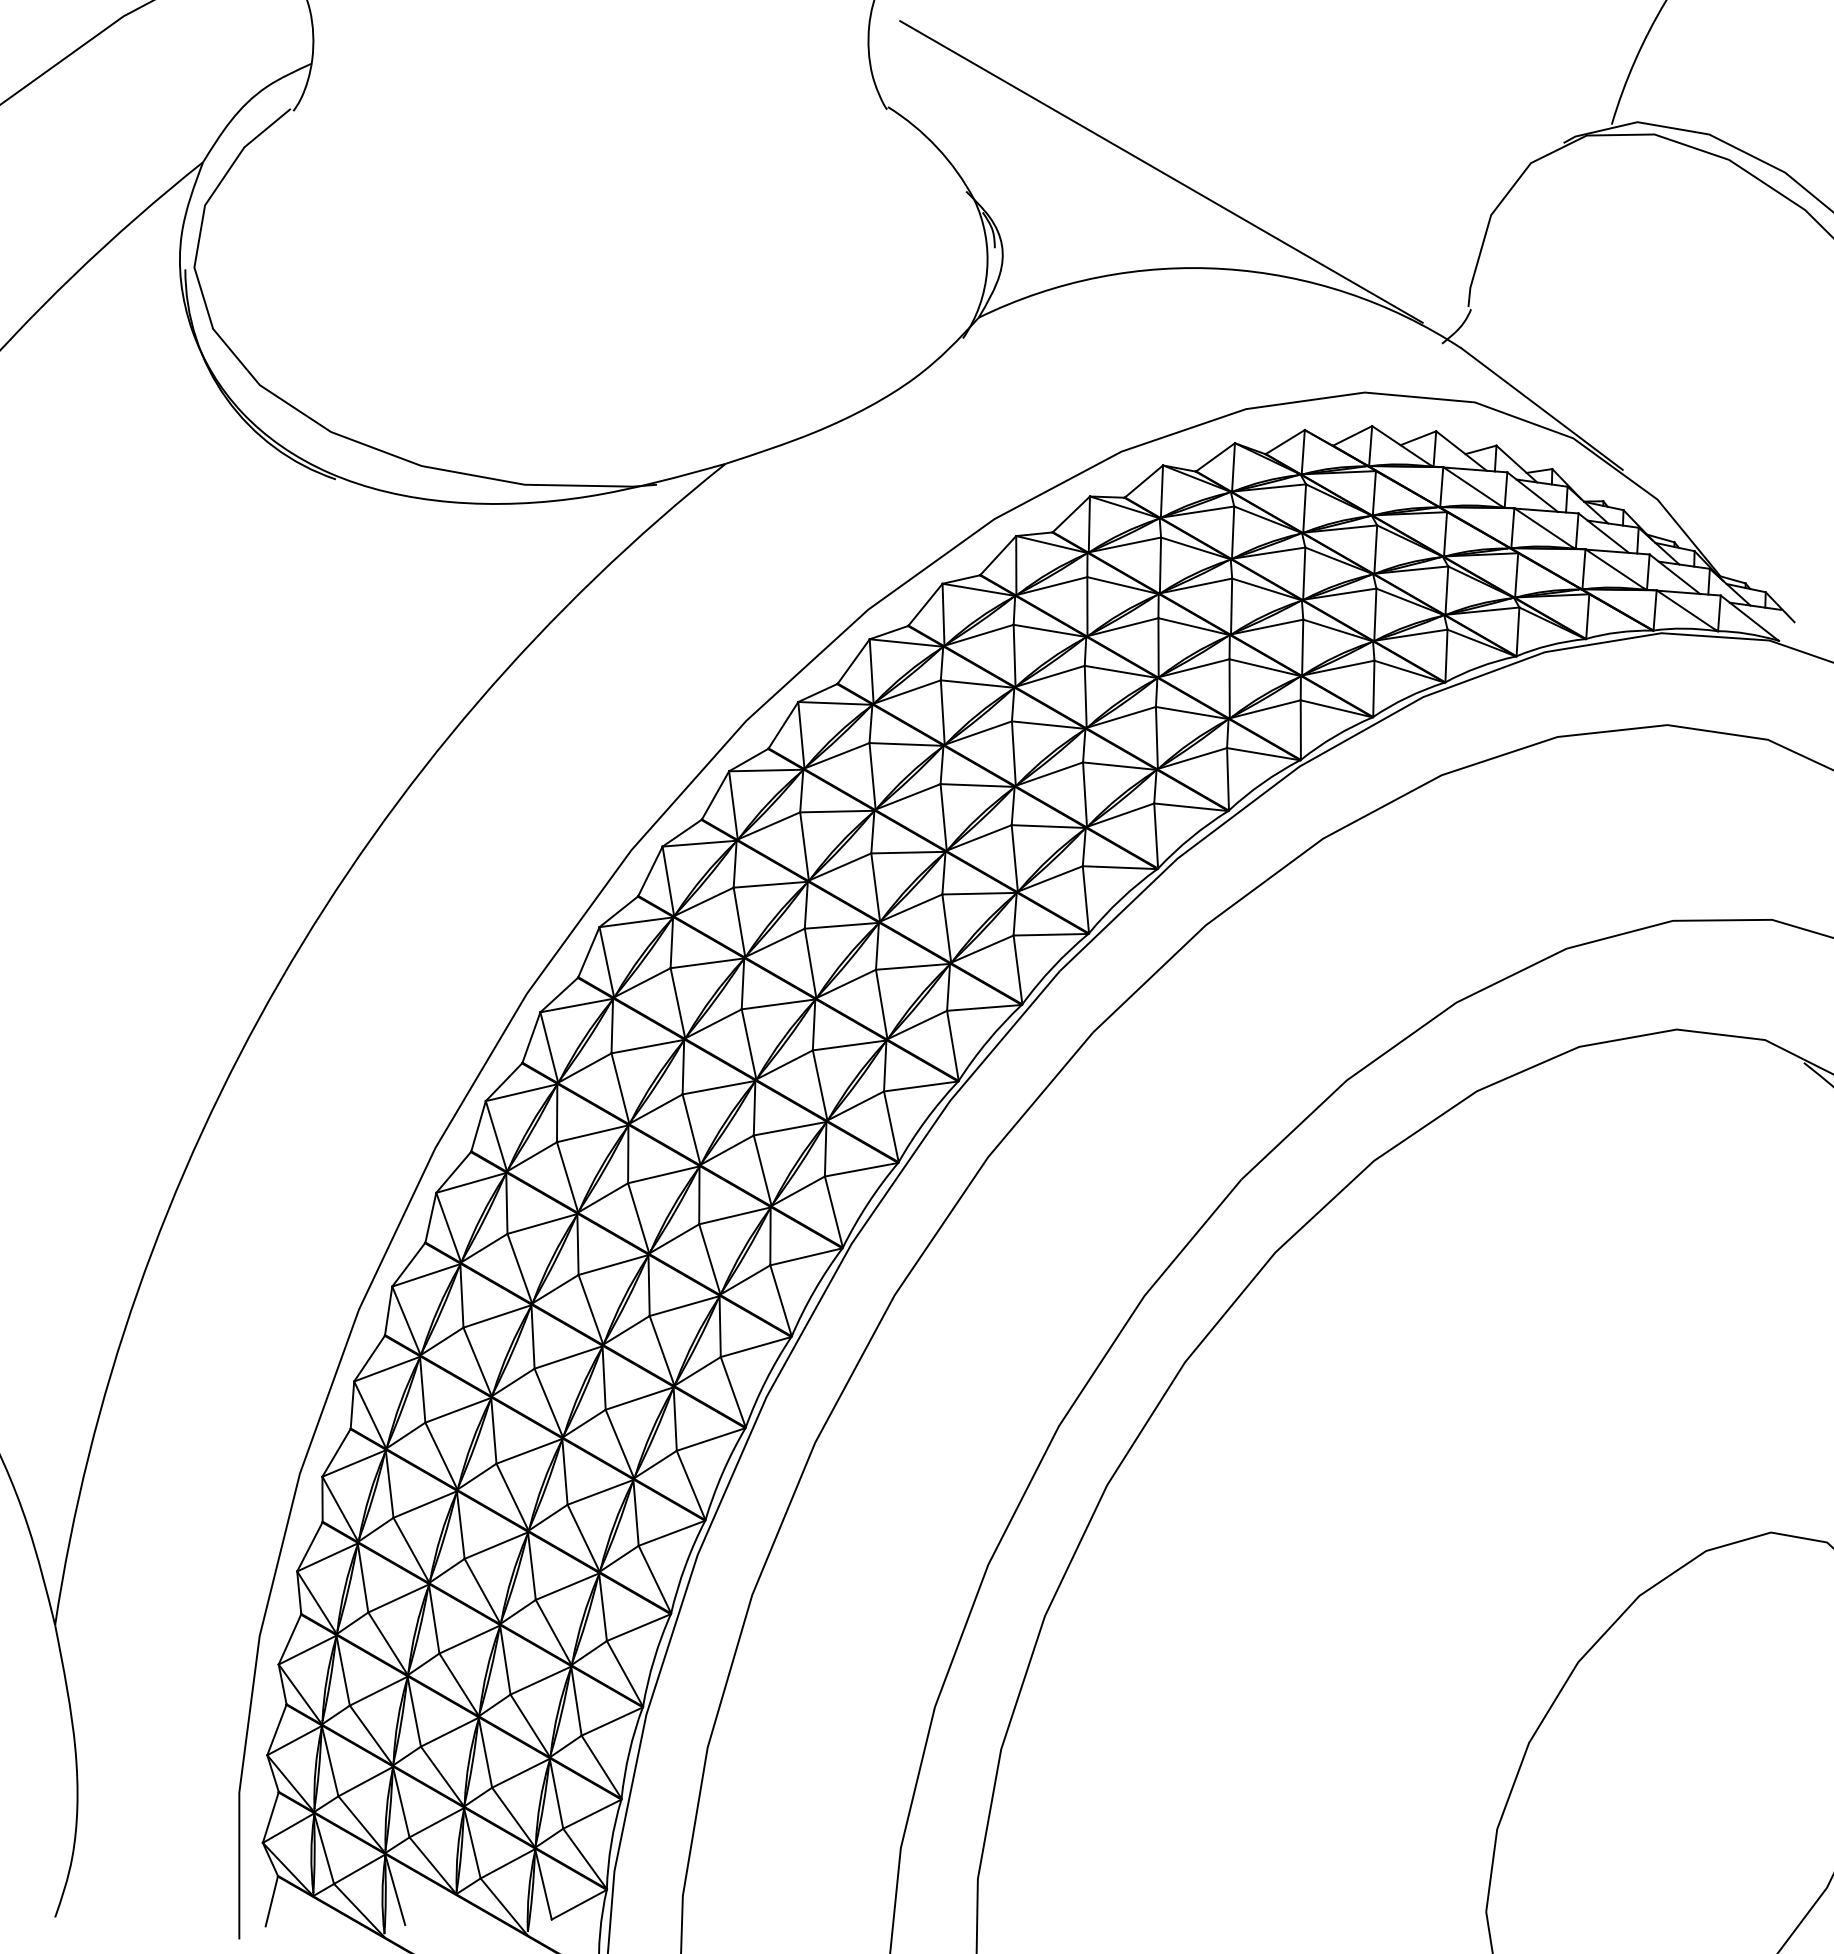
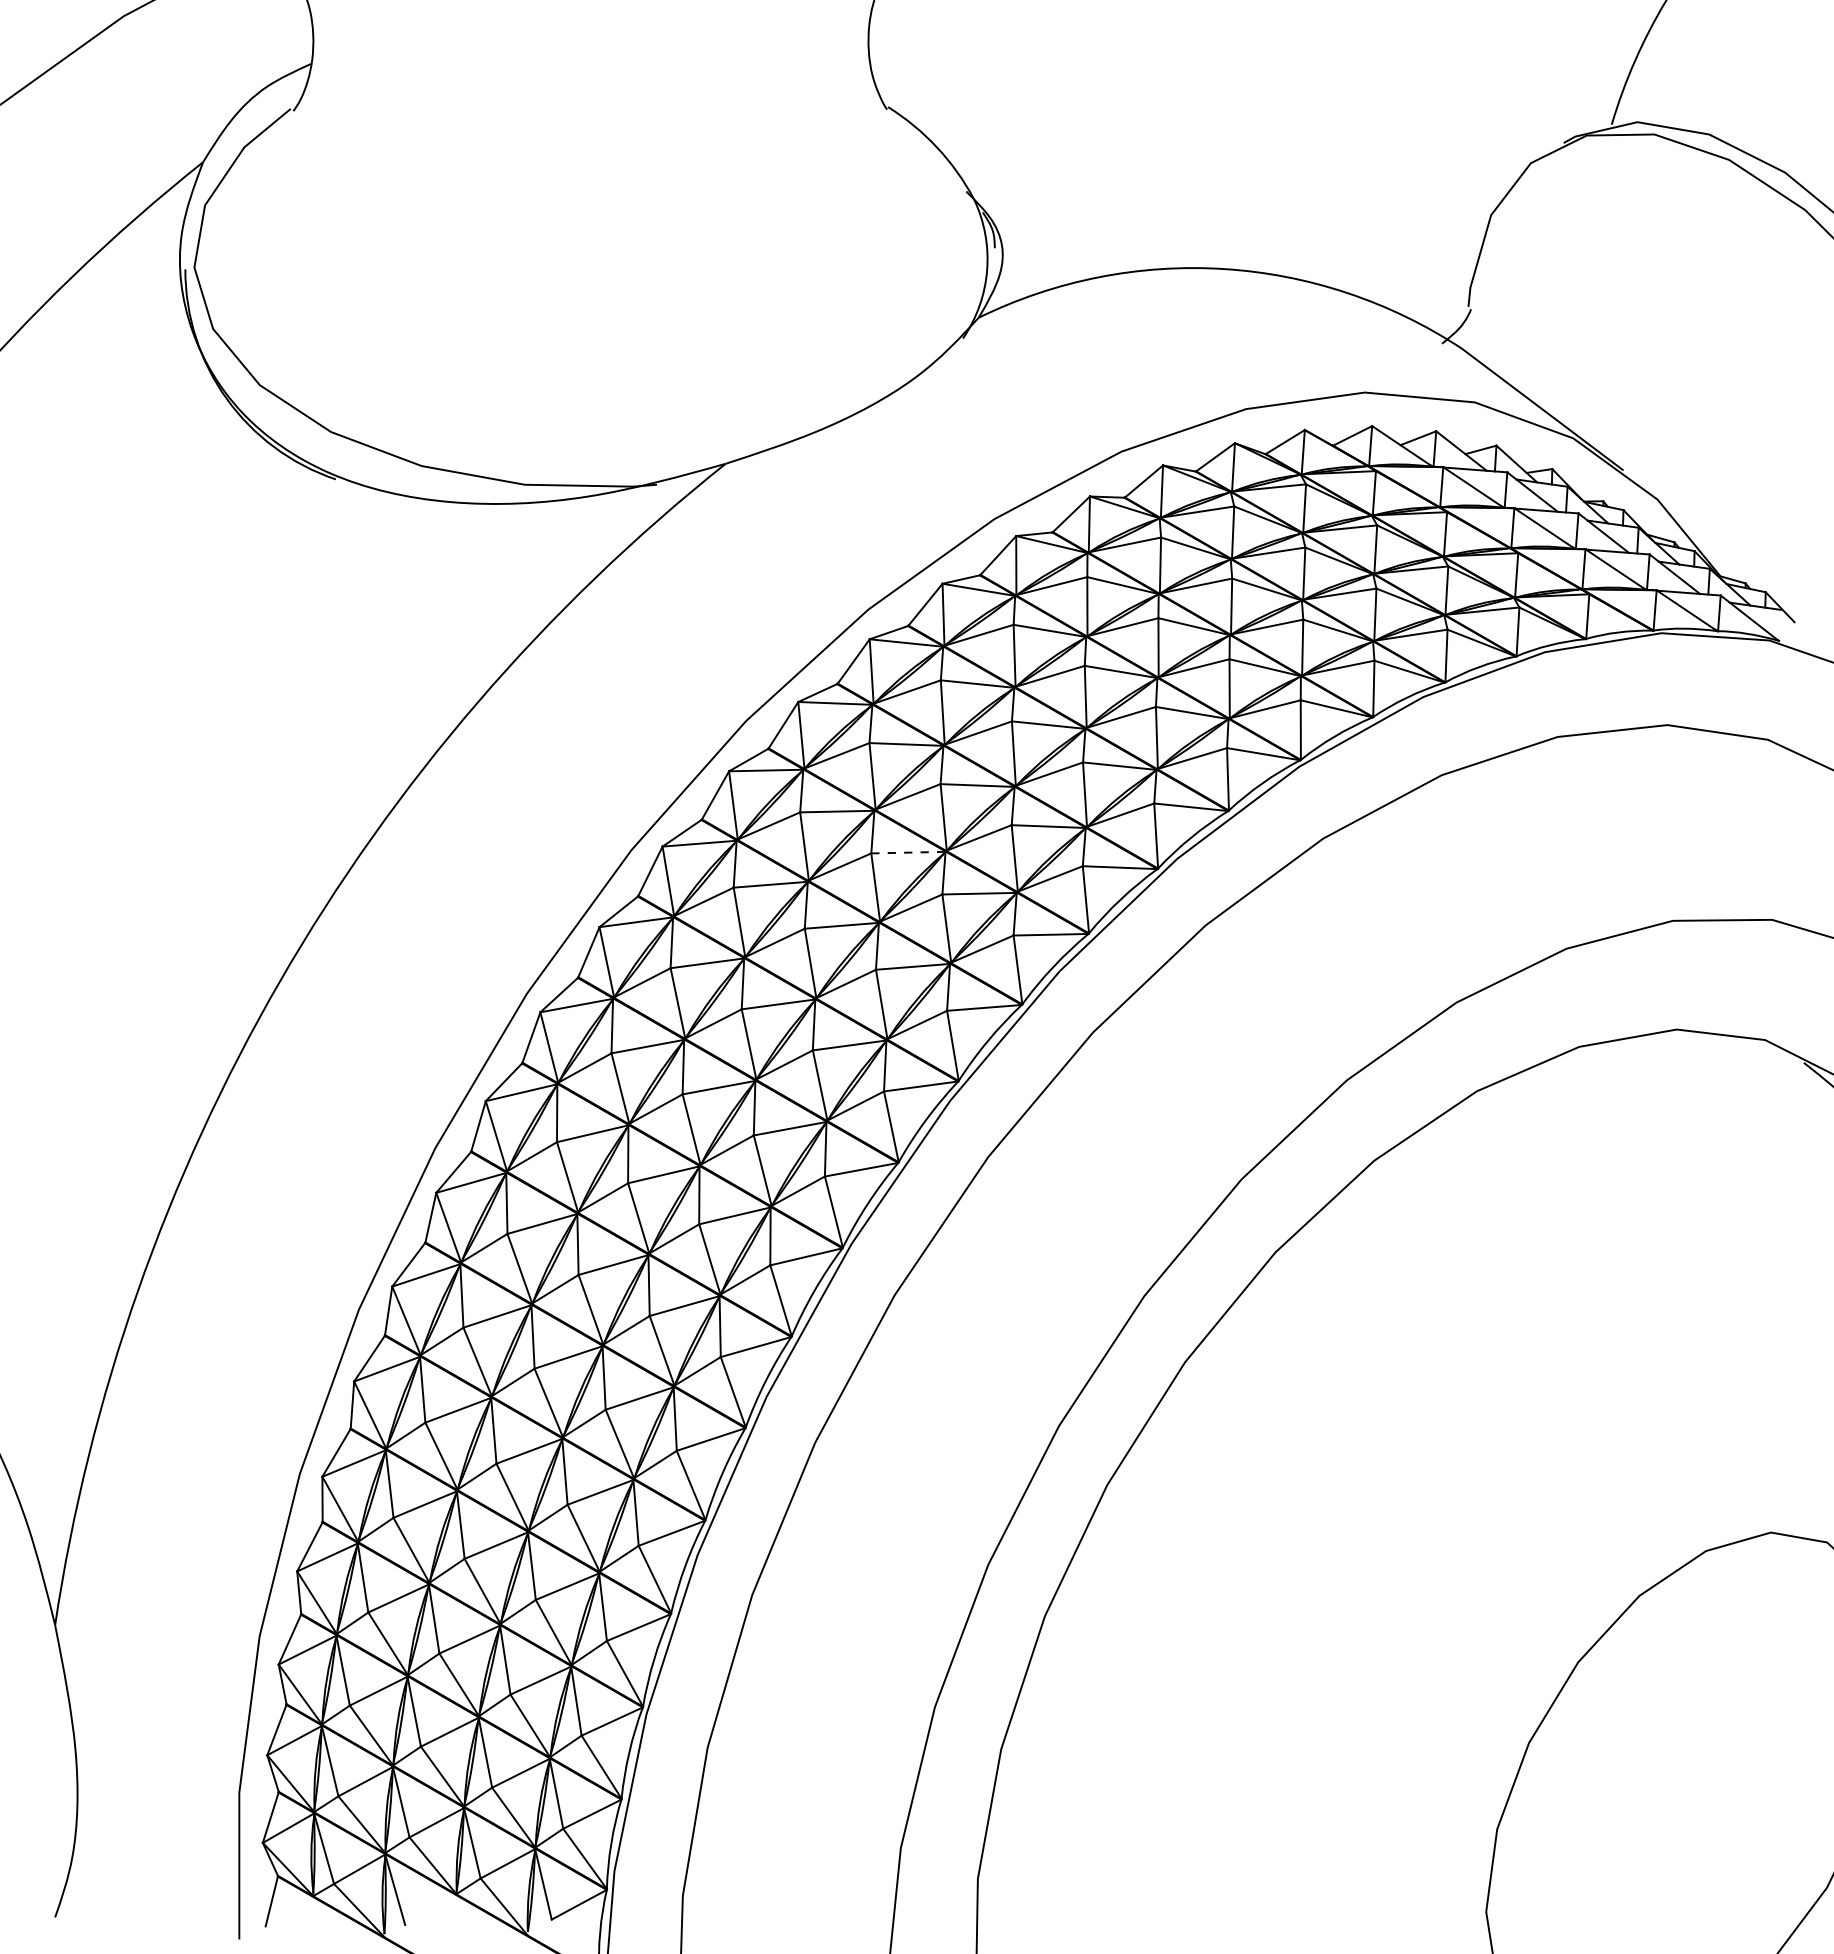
line: present -> none (1161, 171)
line: solid -> dashed (908, 852)
